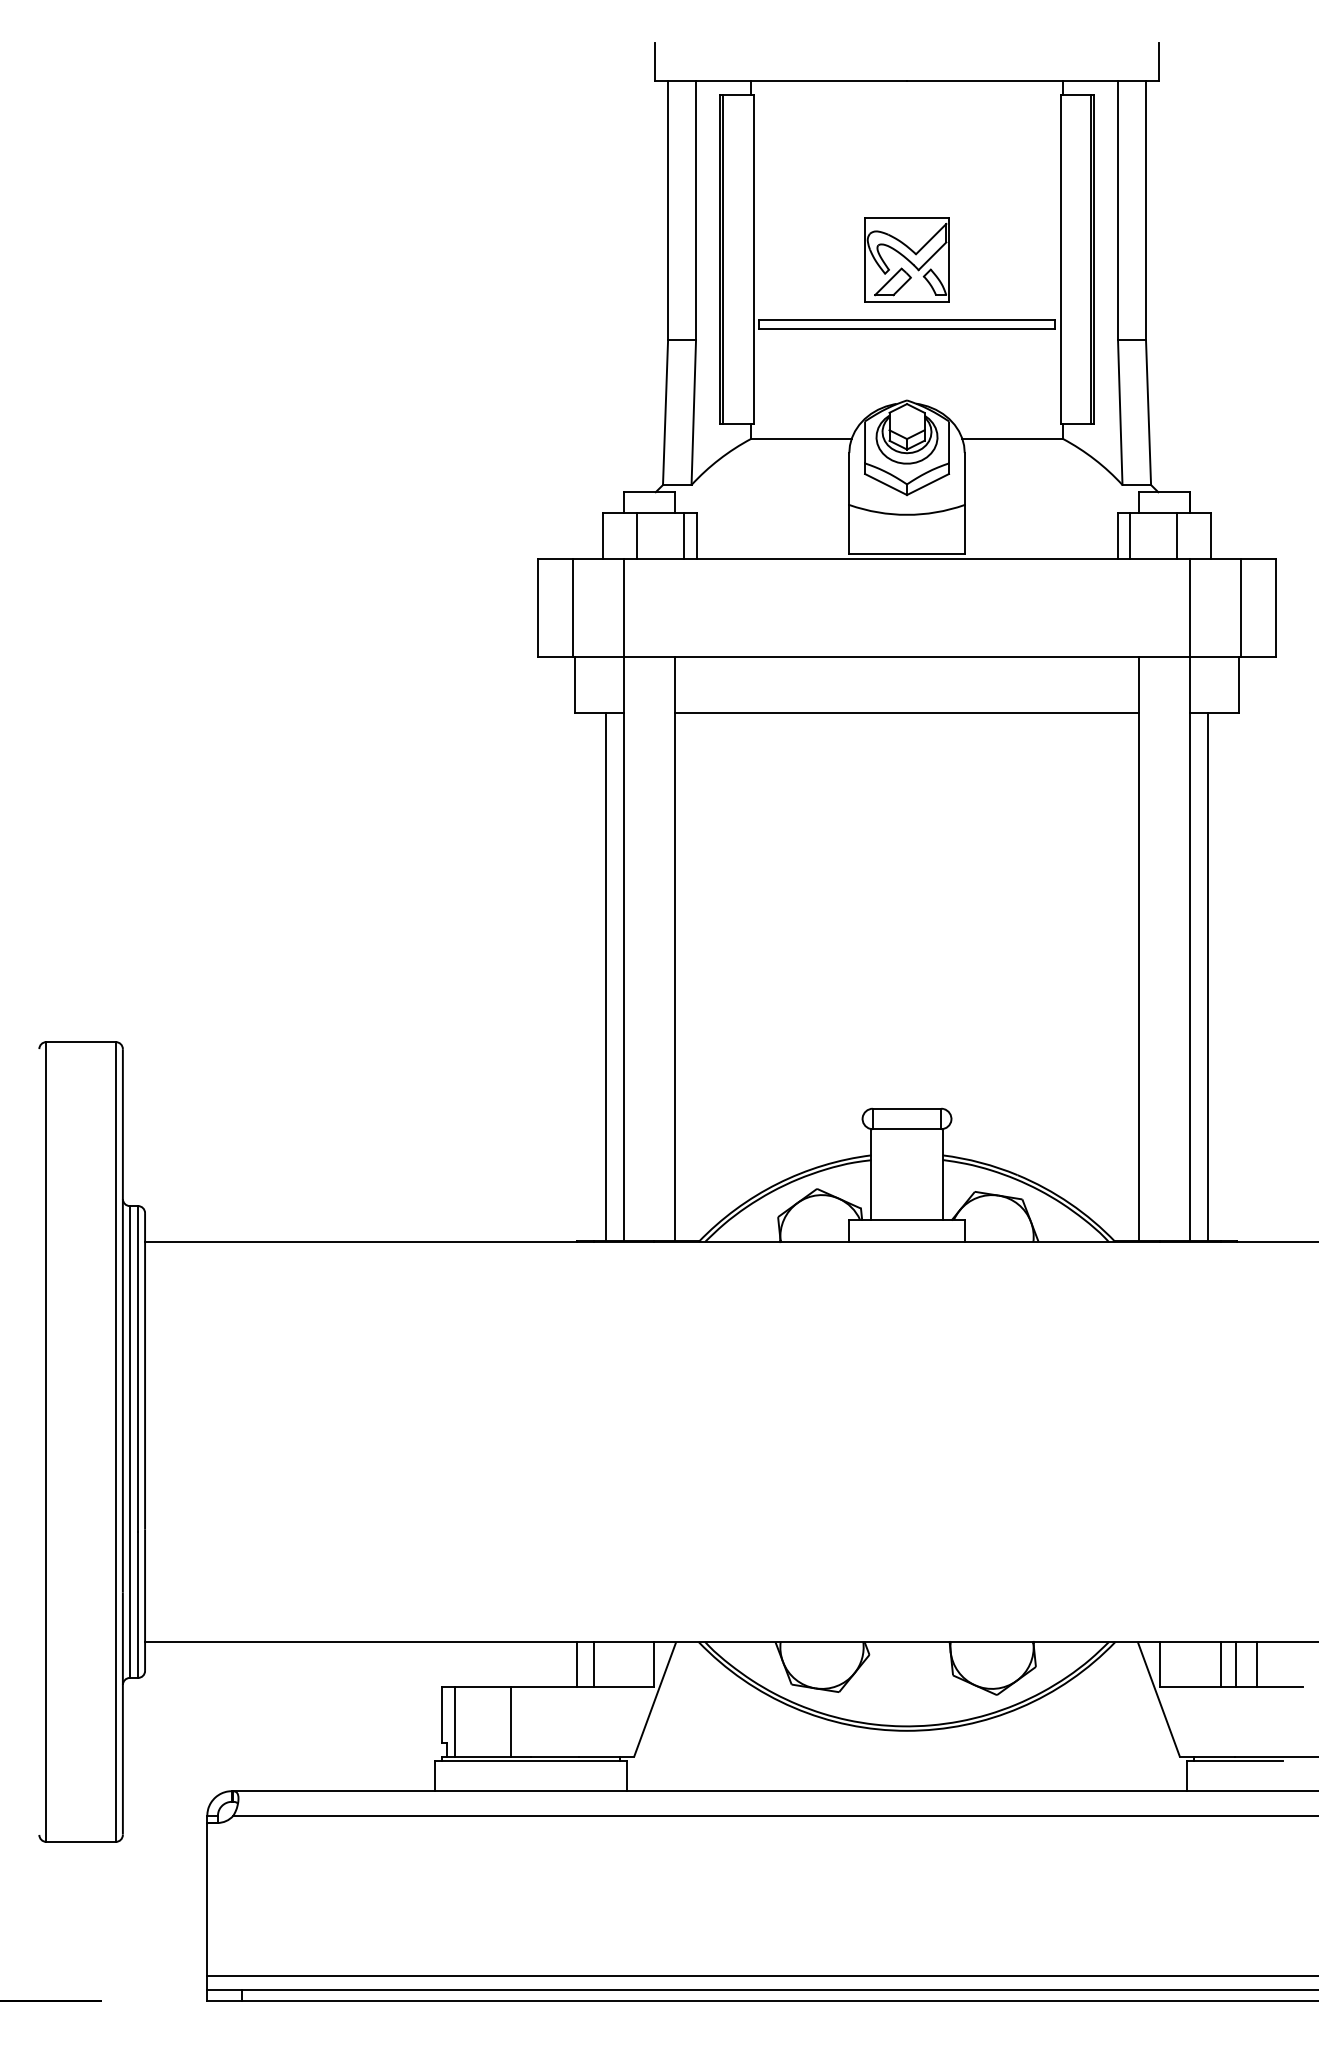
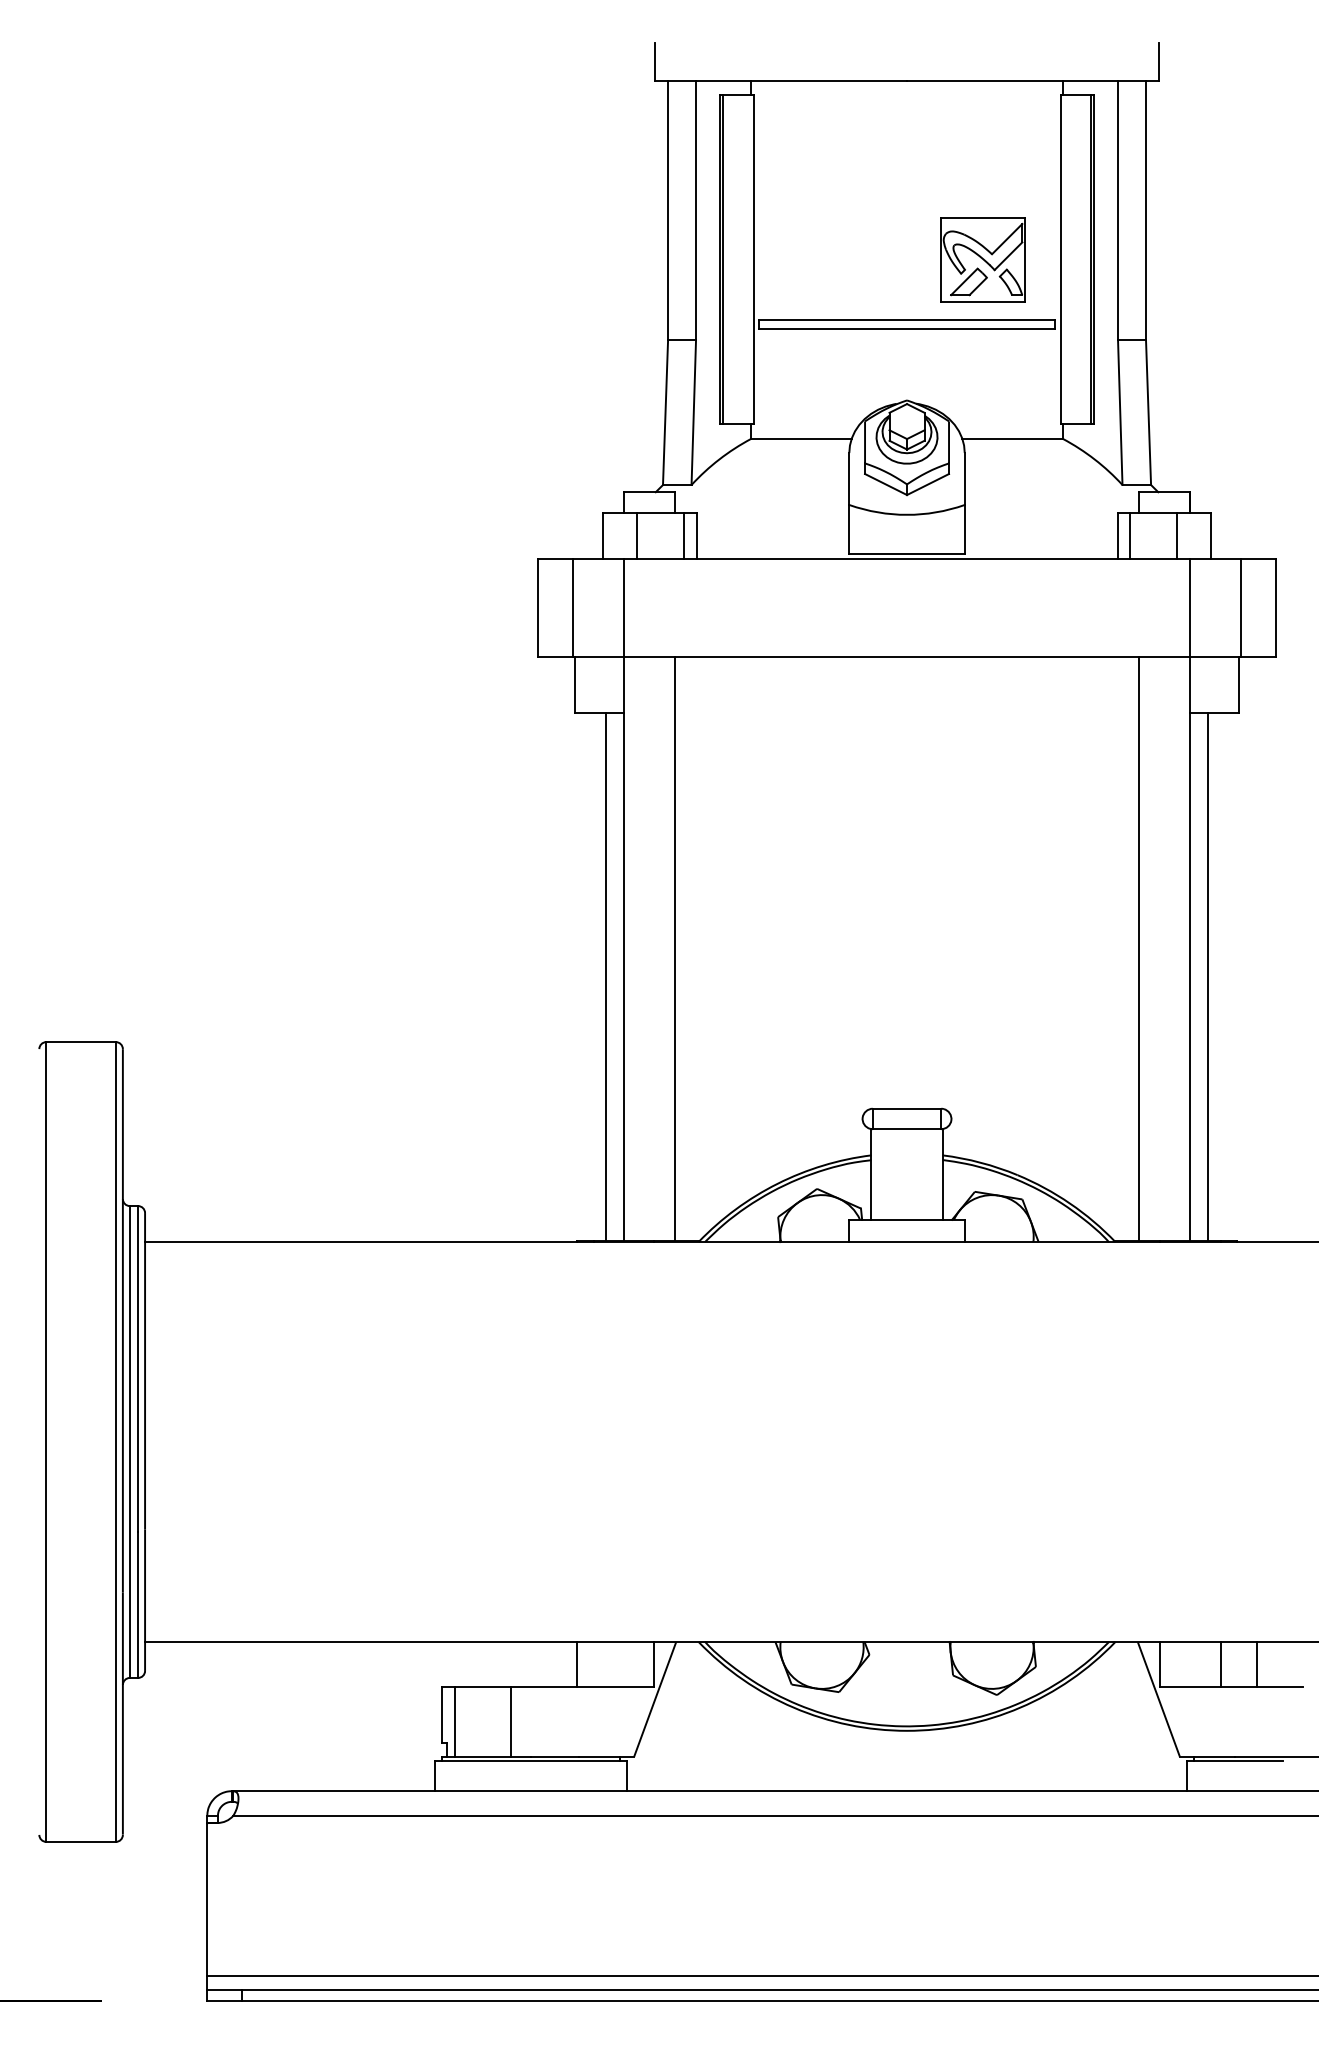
part position: (906, 259) -> (982, 259) (982, 259)
line: present -> none (906, 712)
line: present -> none (593, 1663)
line: present -> none (1235, 1663)
